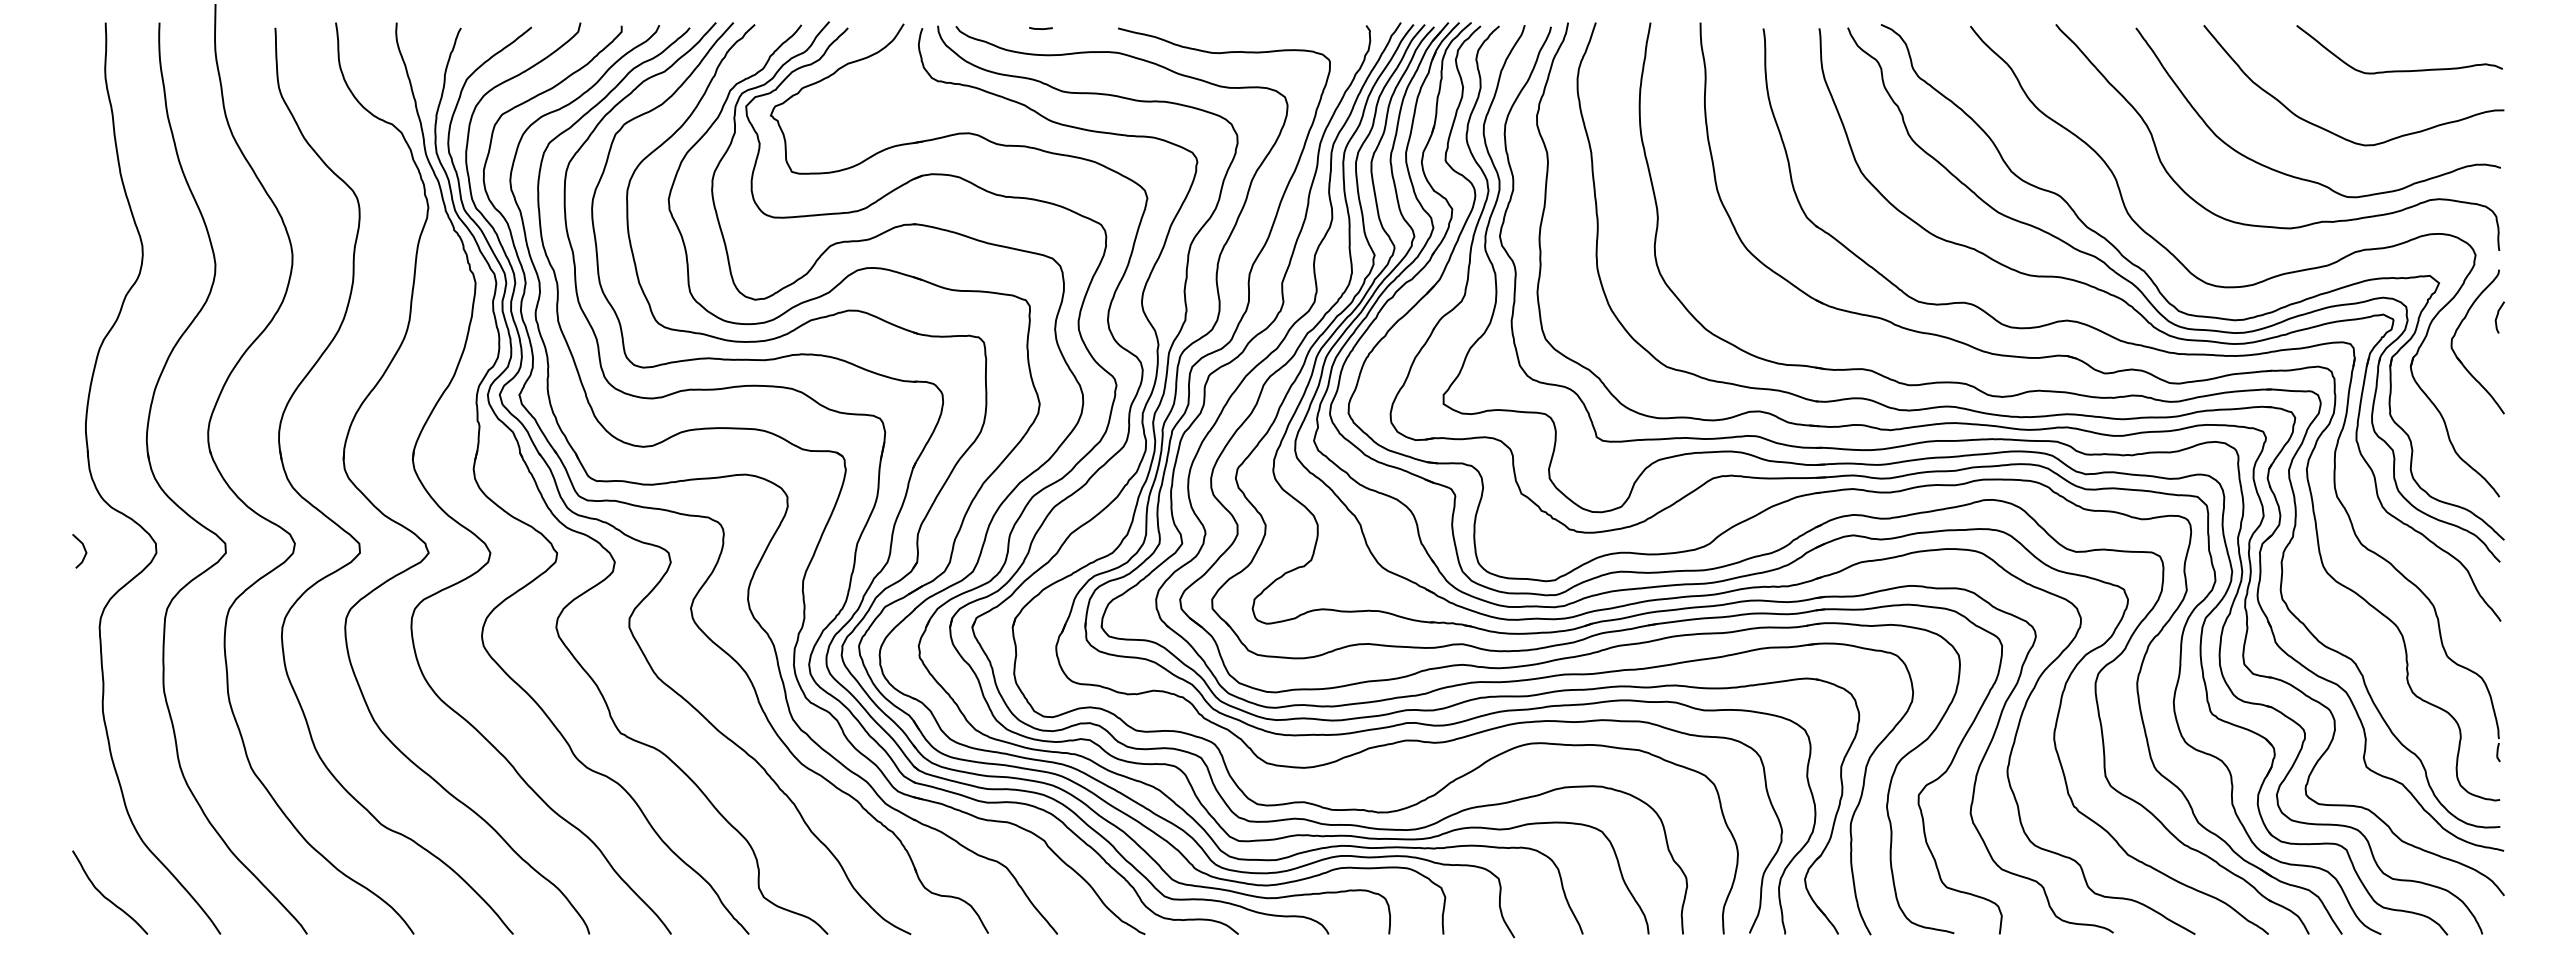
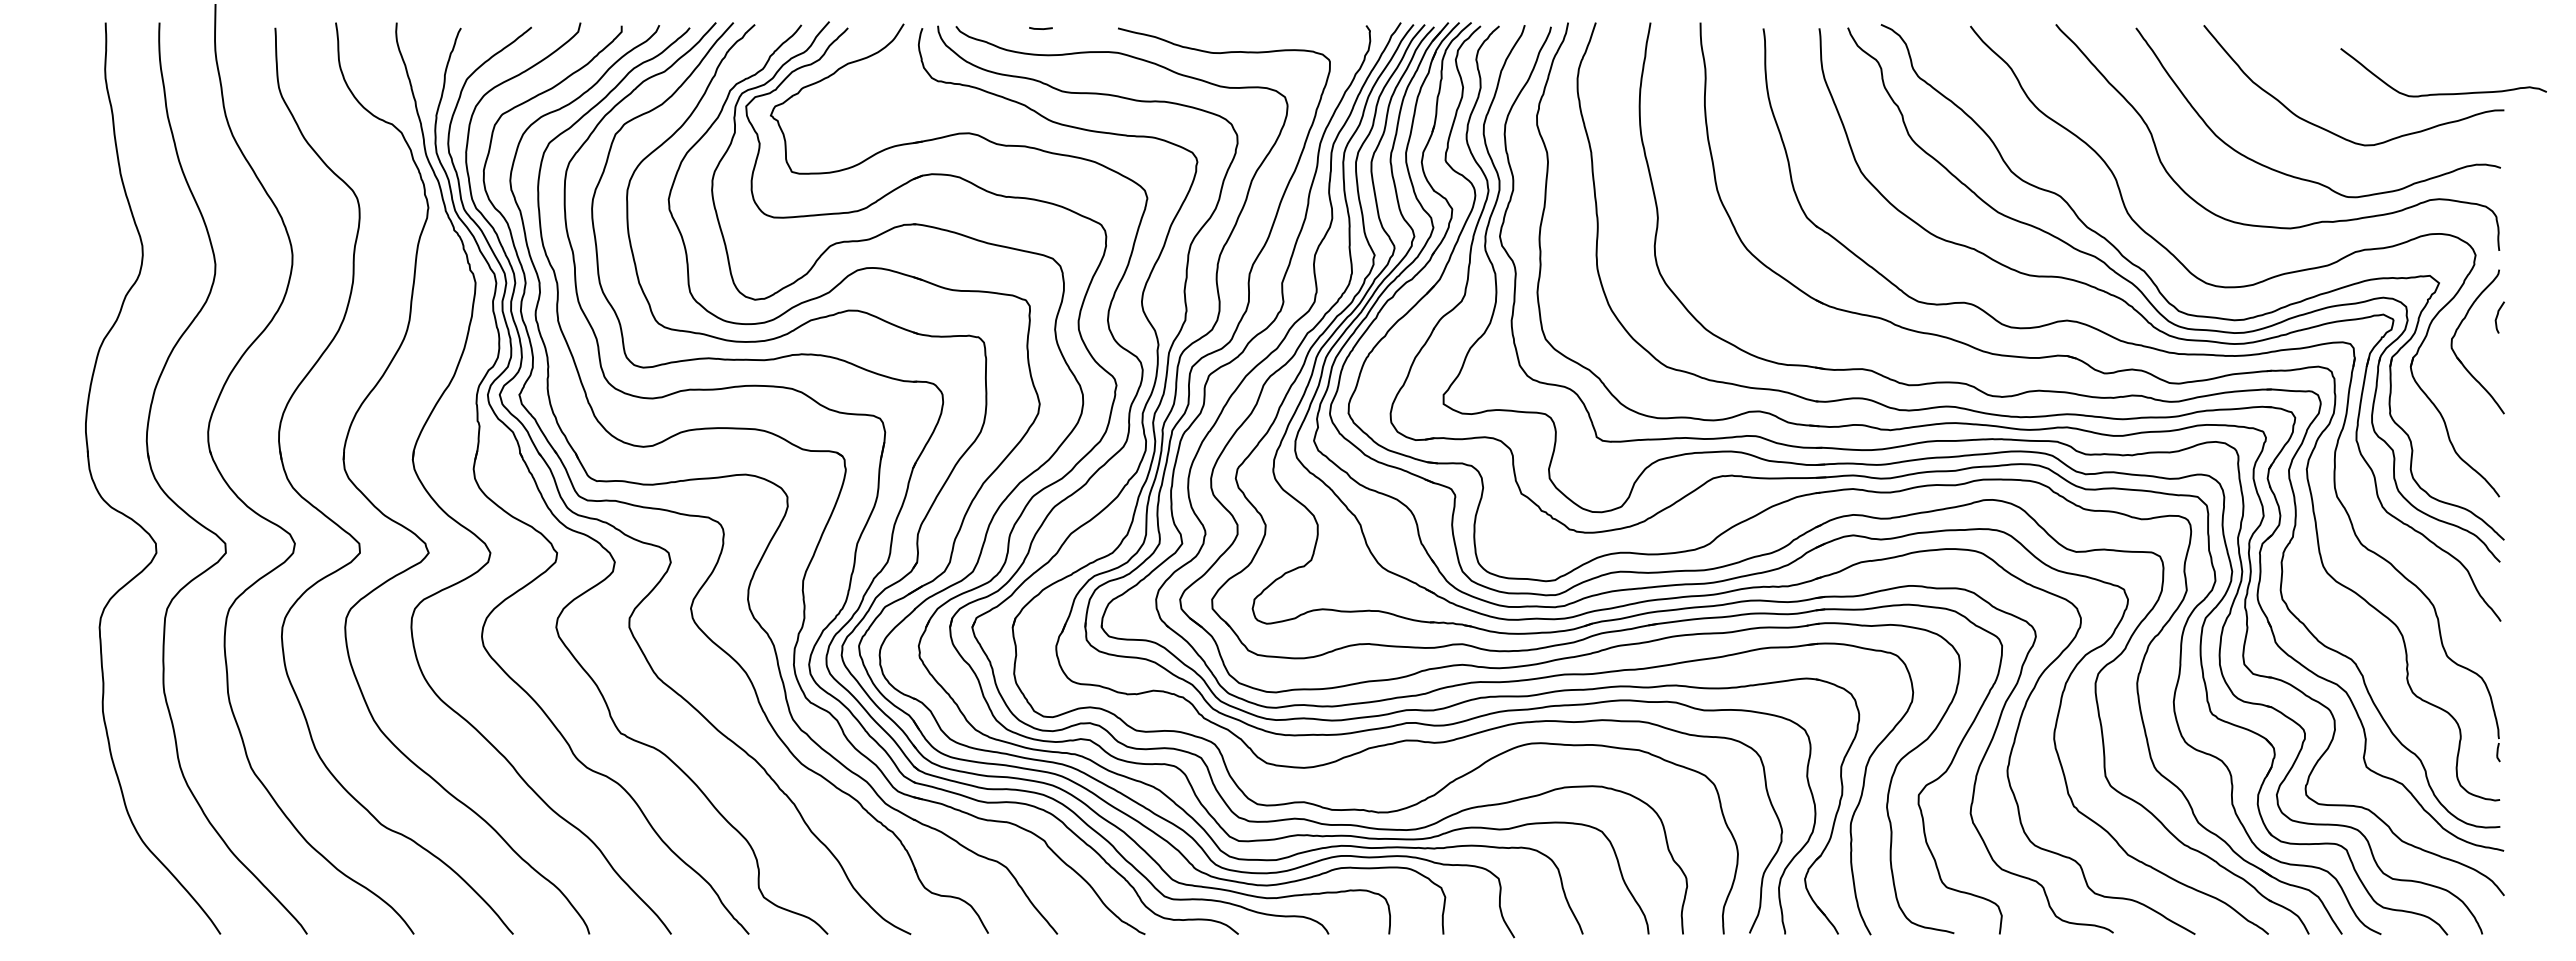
curve position: (2399, 70) -> (2443, 93) (2443, 93)
line: present -> none (83, 548)
curve: present -> none (108, 898)
